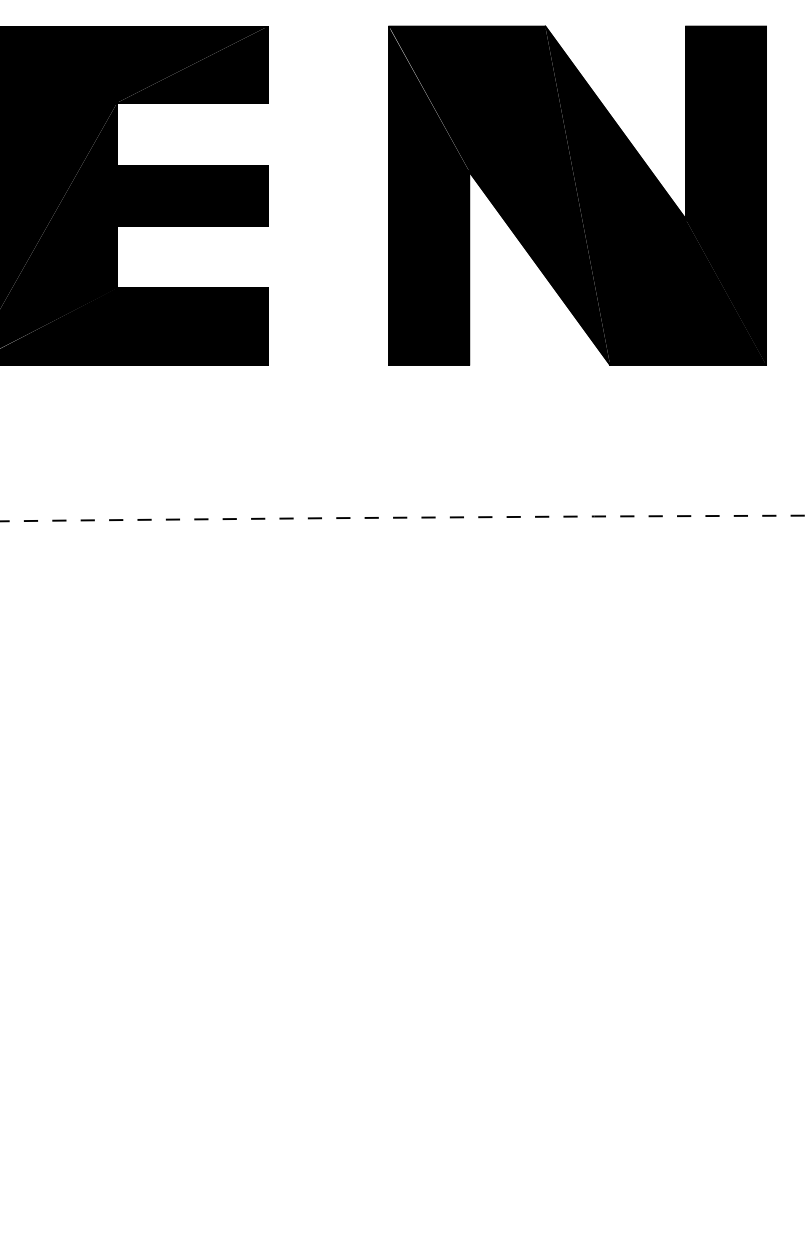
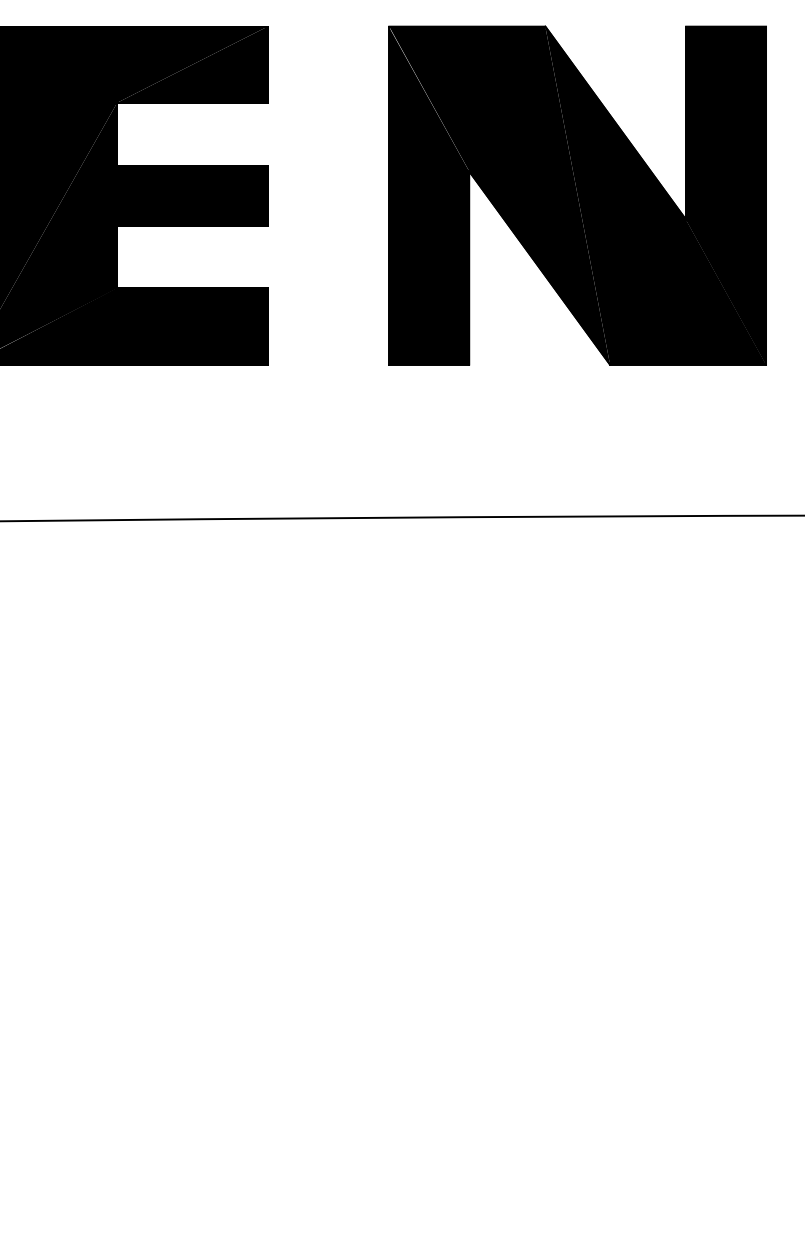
arc: dashed -> solid (401, 517)
